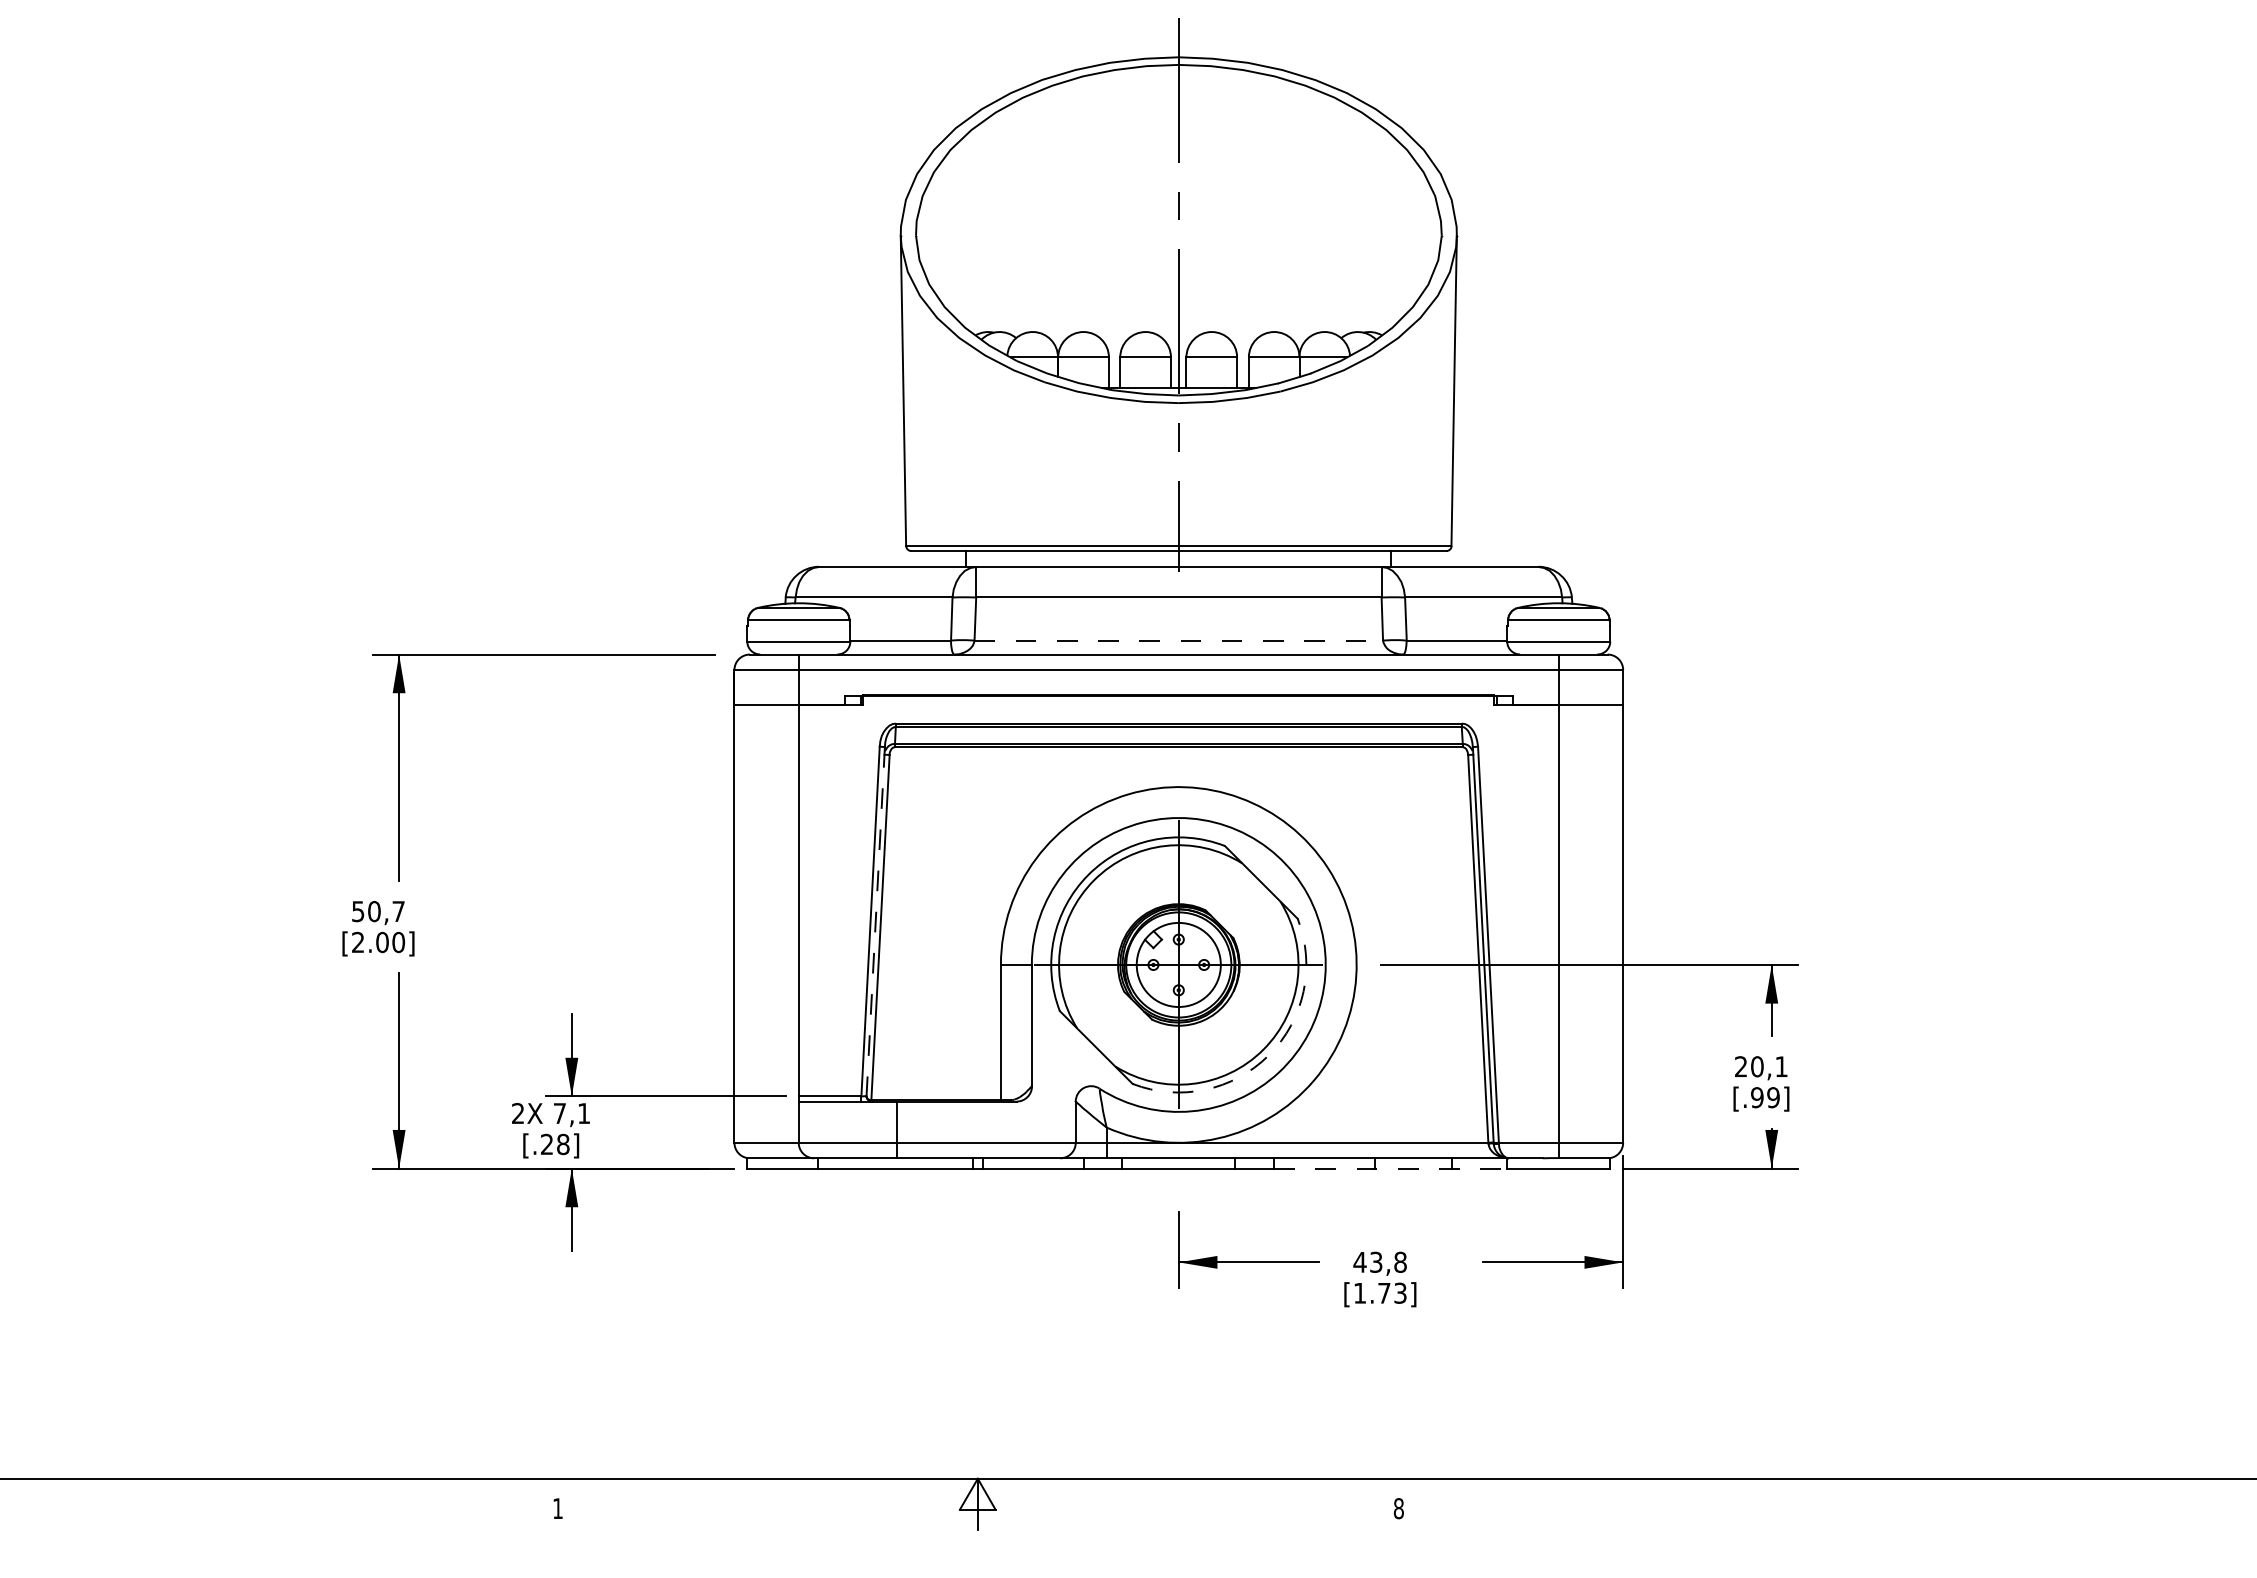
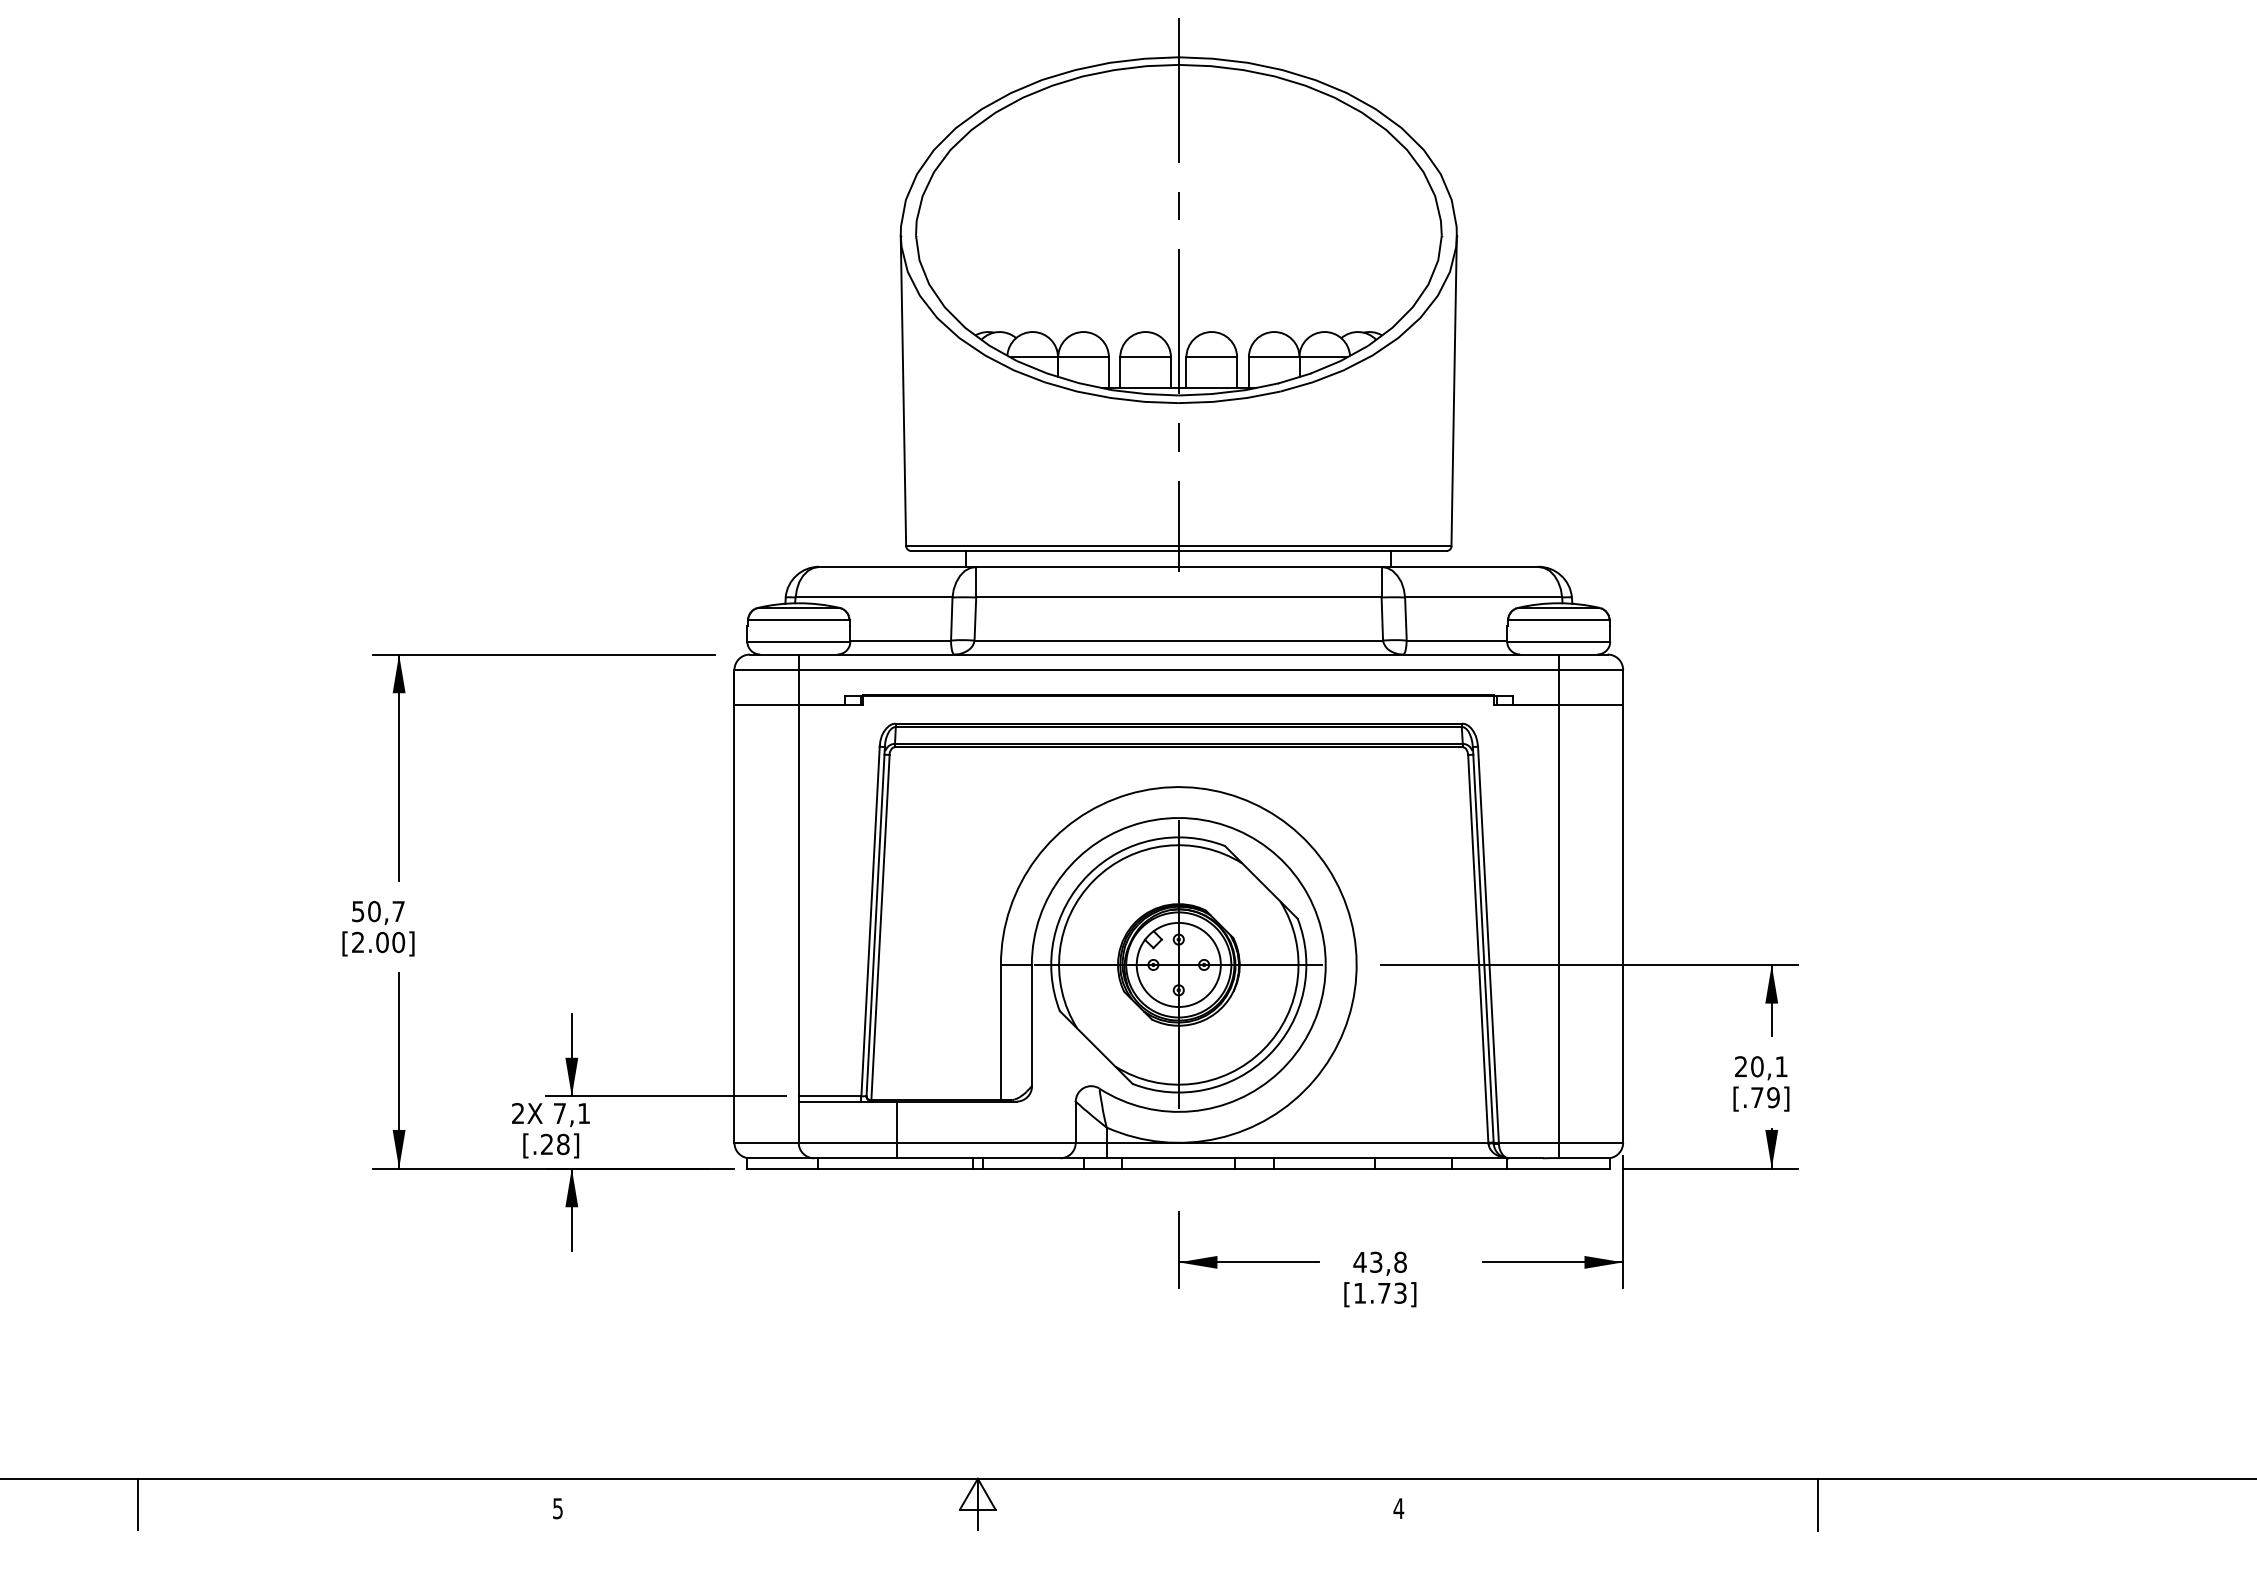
line: dashed -> solid (1179, 640)
line: dashed -> solid (875, 921)
arc: dashed -> solid (1269, 1055)
text: [.99] -> [.79] (1757, 1097)
line: dashed -> solid (1390, 1168)
line: none -> present (137, 1504)
line: none -> present (1818, 1504)
text: 1 -> 5 (557, 1508)
text: 8 -> 4 (1398, 1508)
